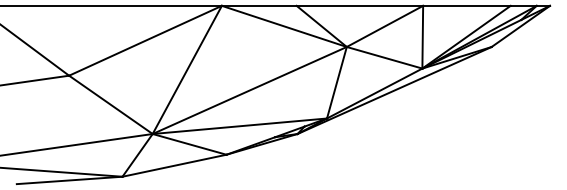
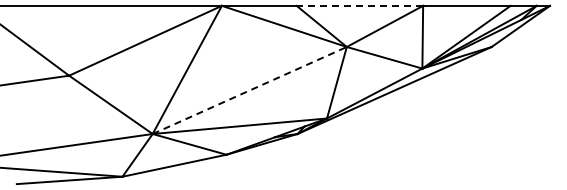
line: solid -> dashed (359, 5)
line: solid -> dashed (250, 90)
